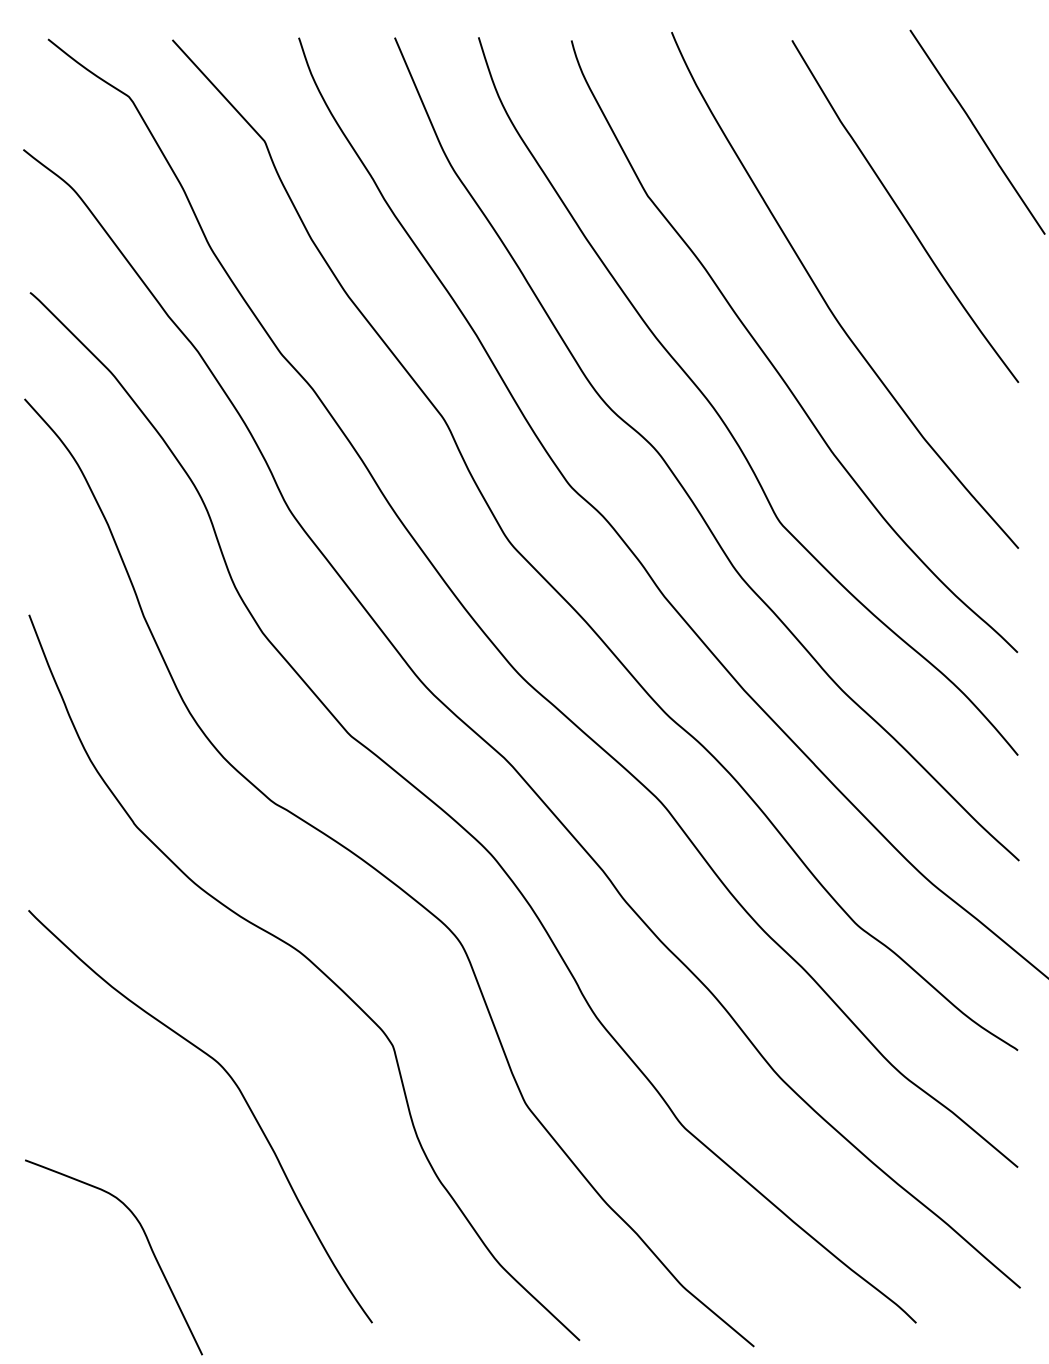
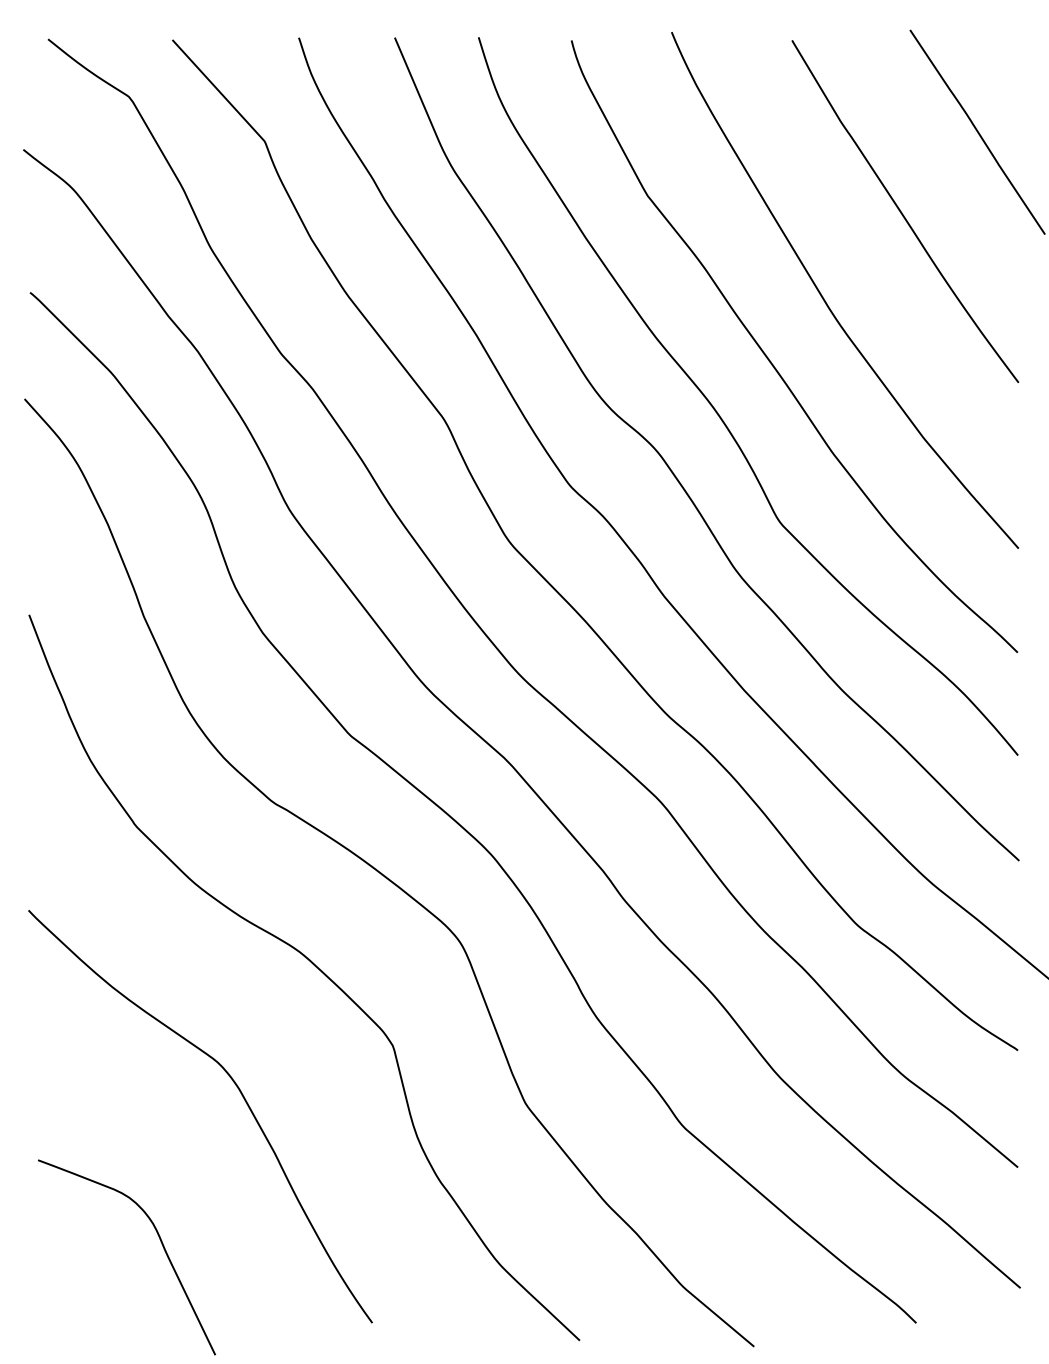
curve position: (147, 1242) -> (160, 1242) (160, 1242)
